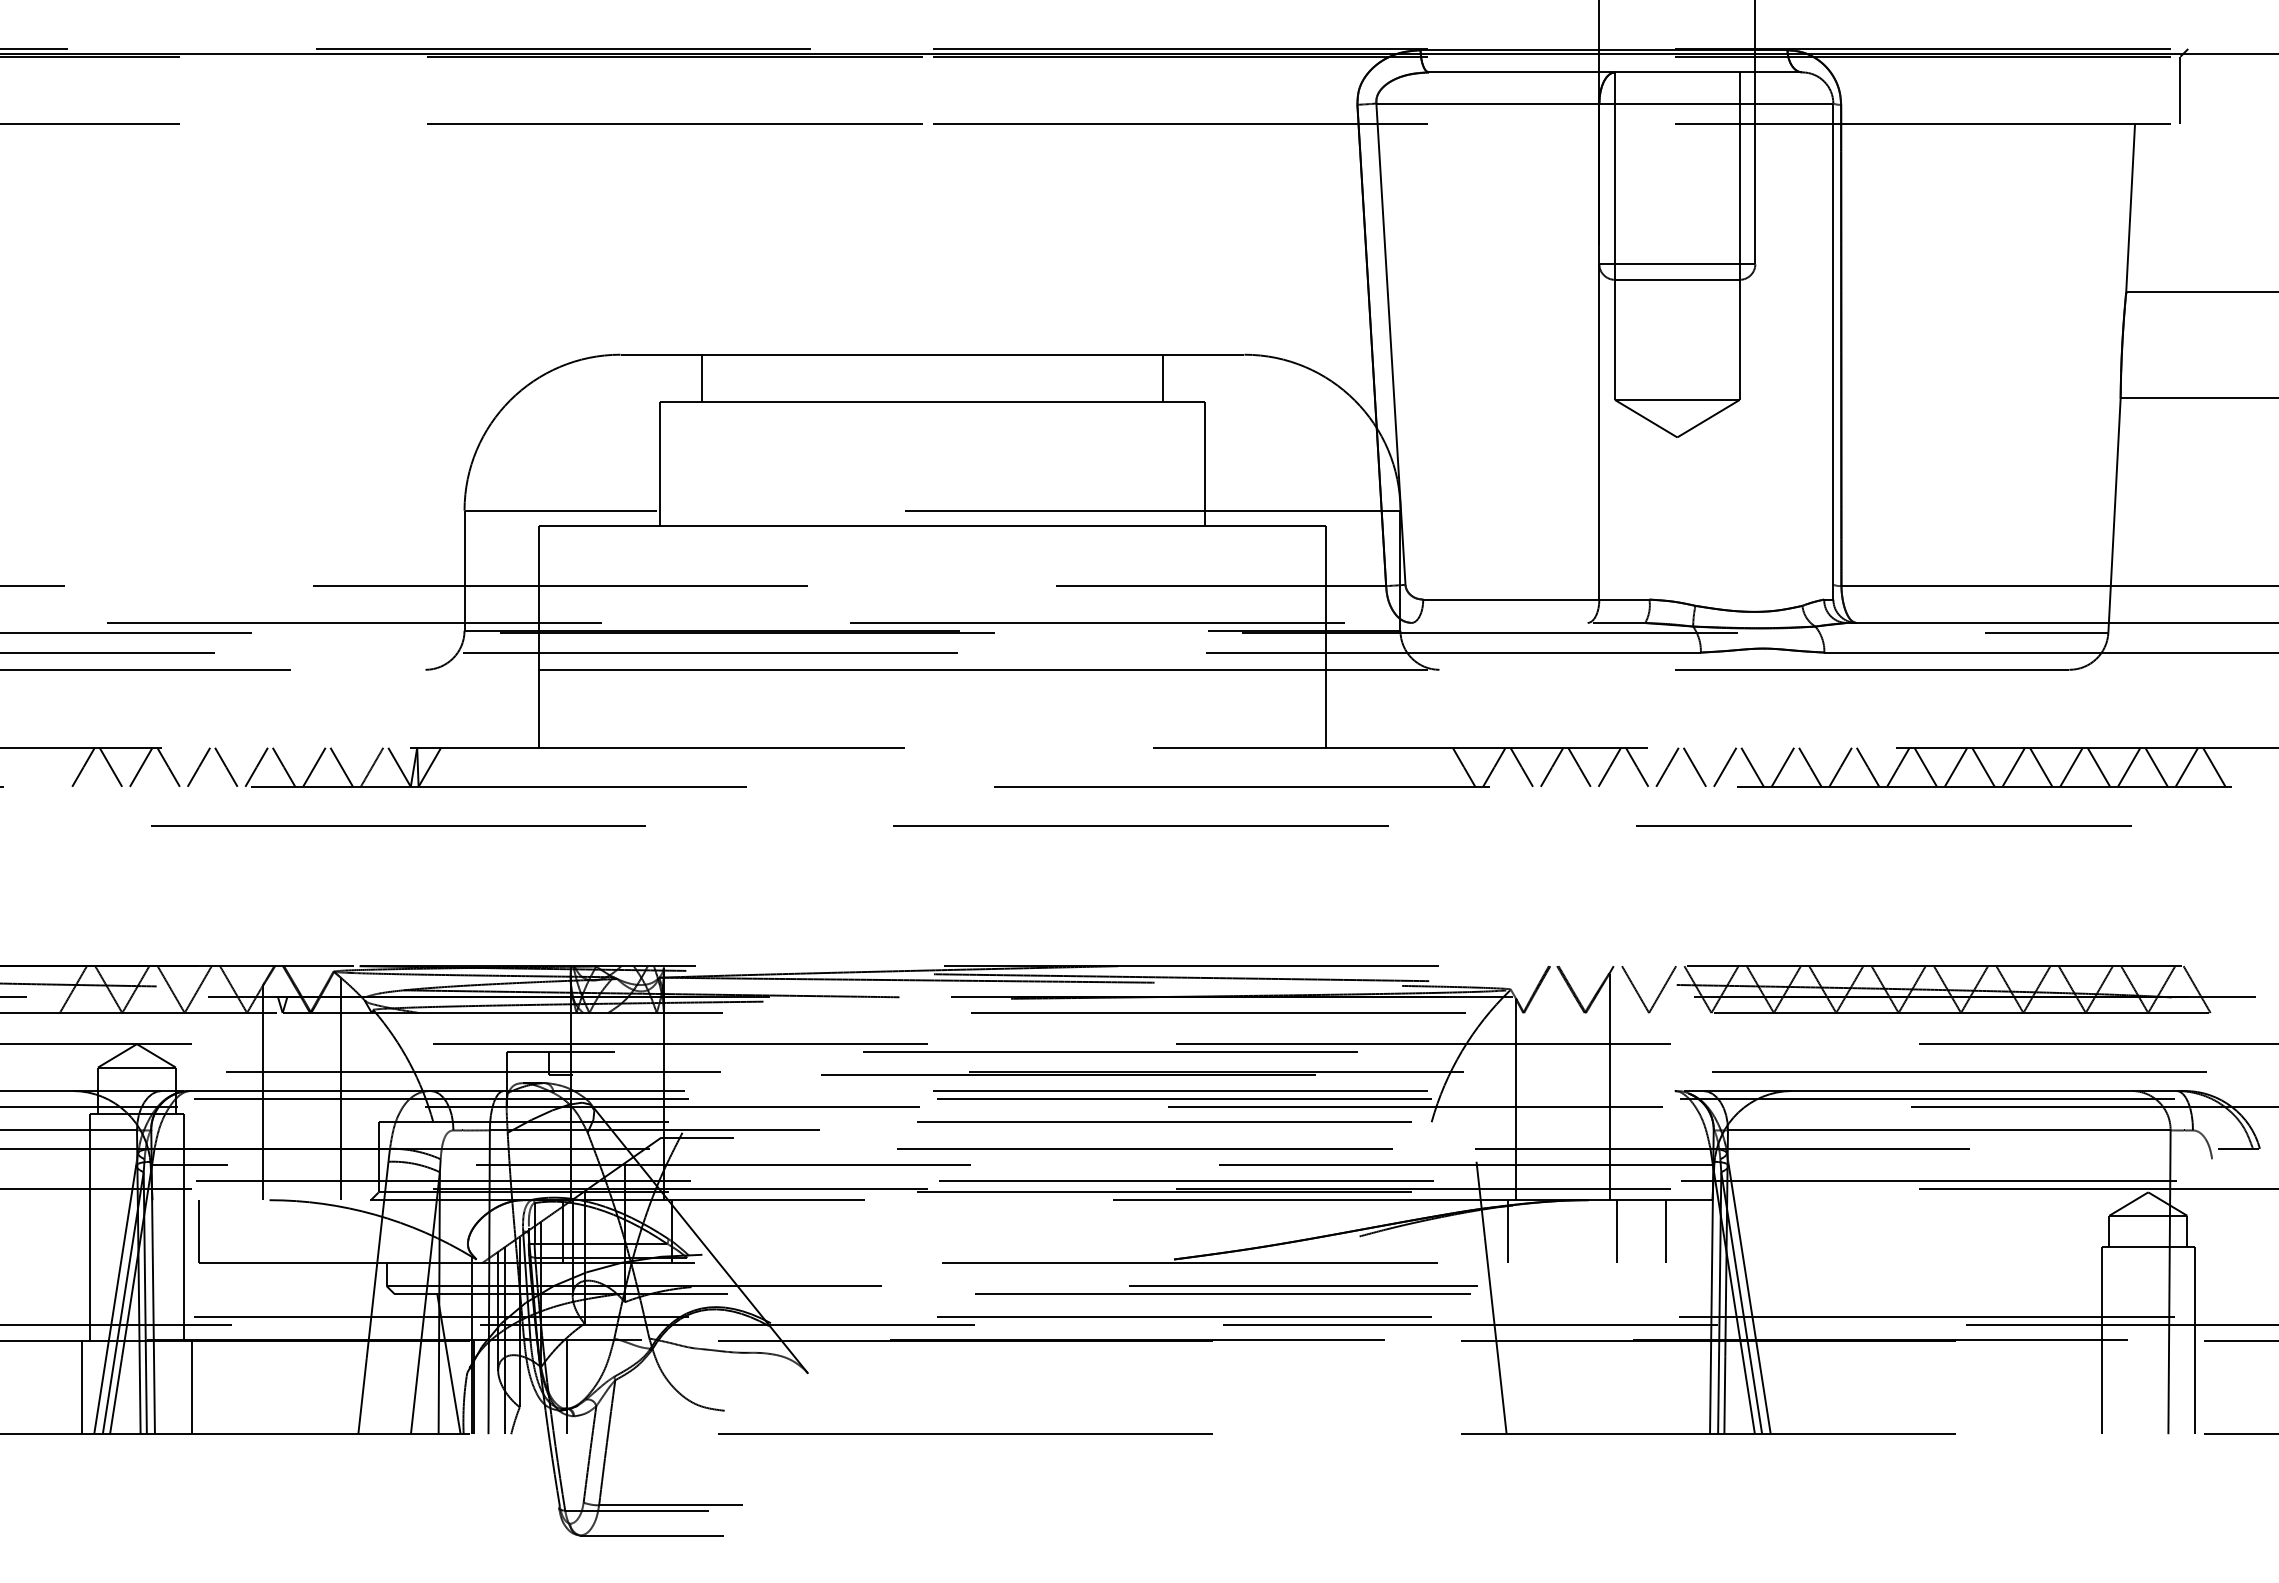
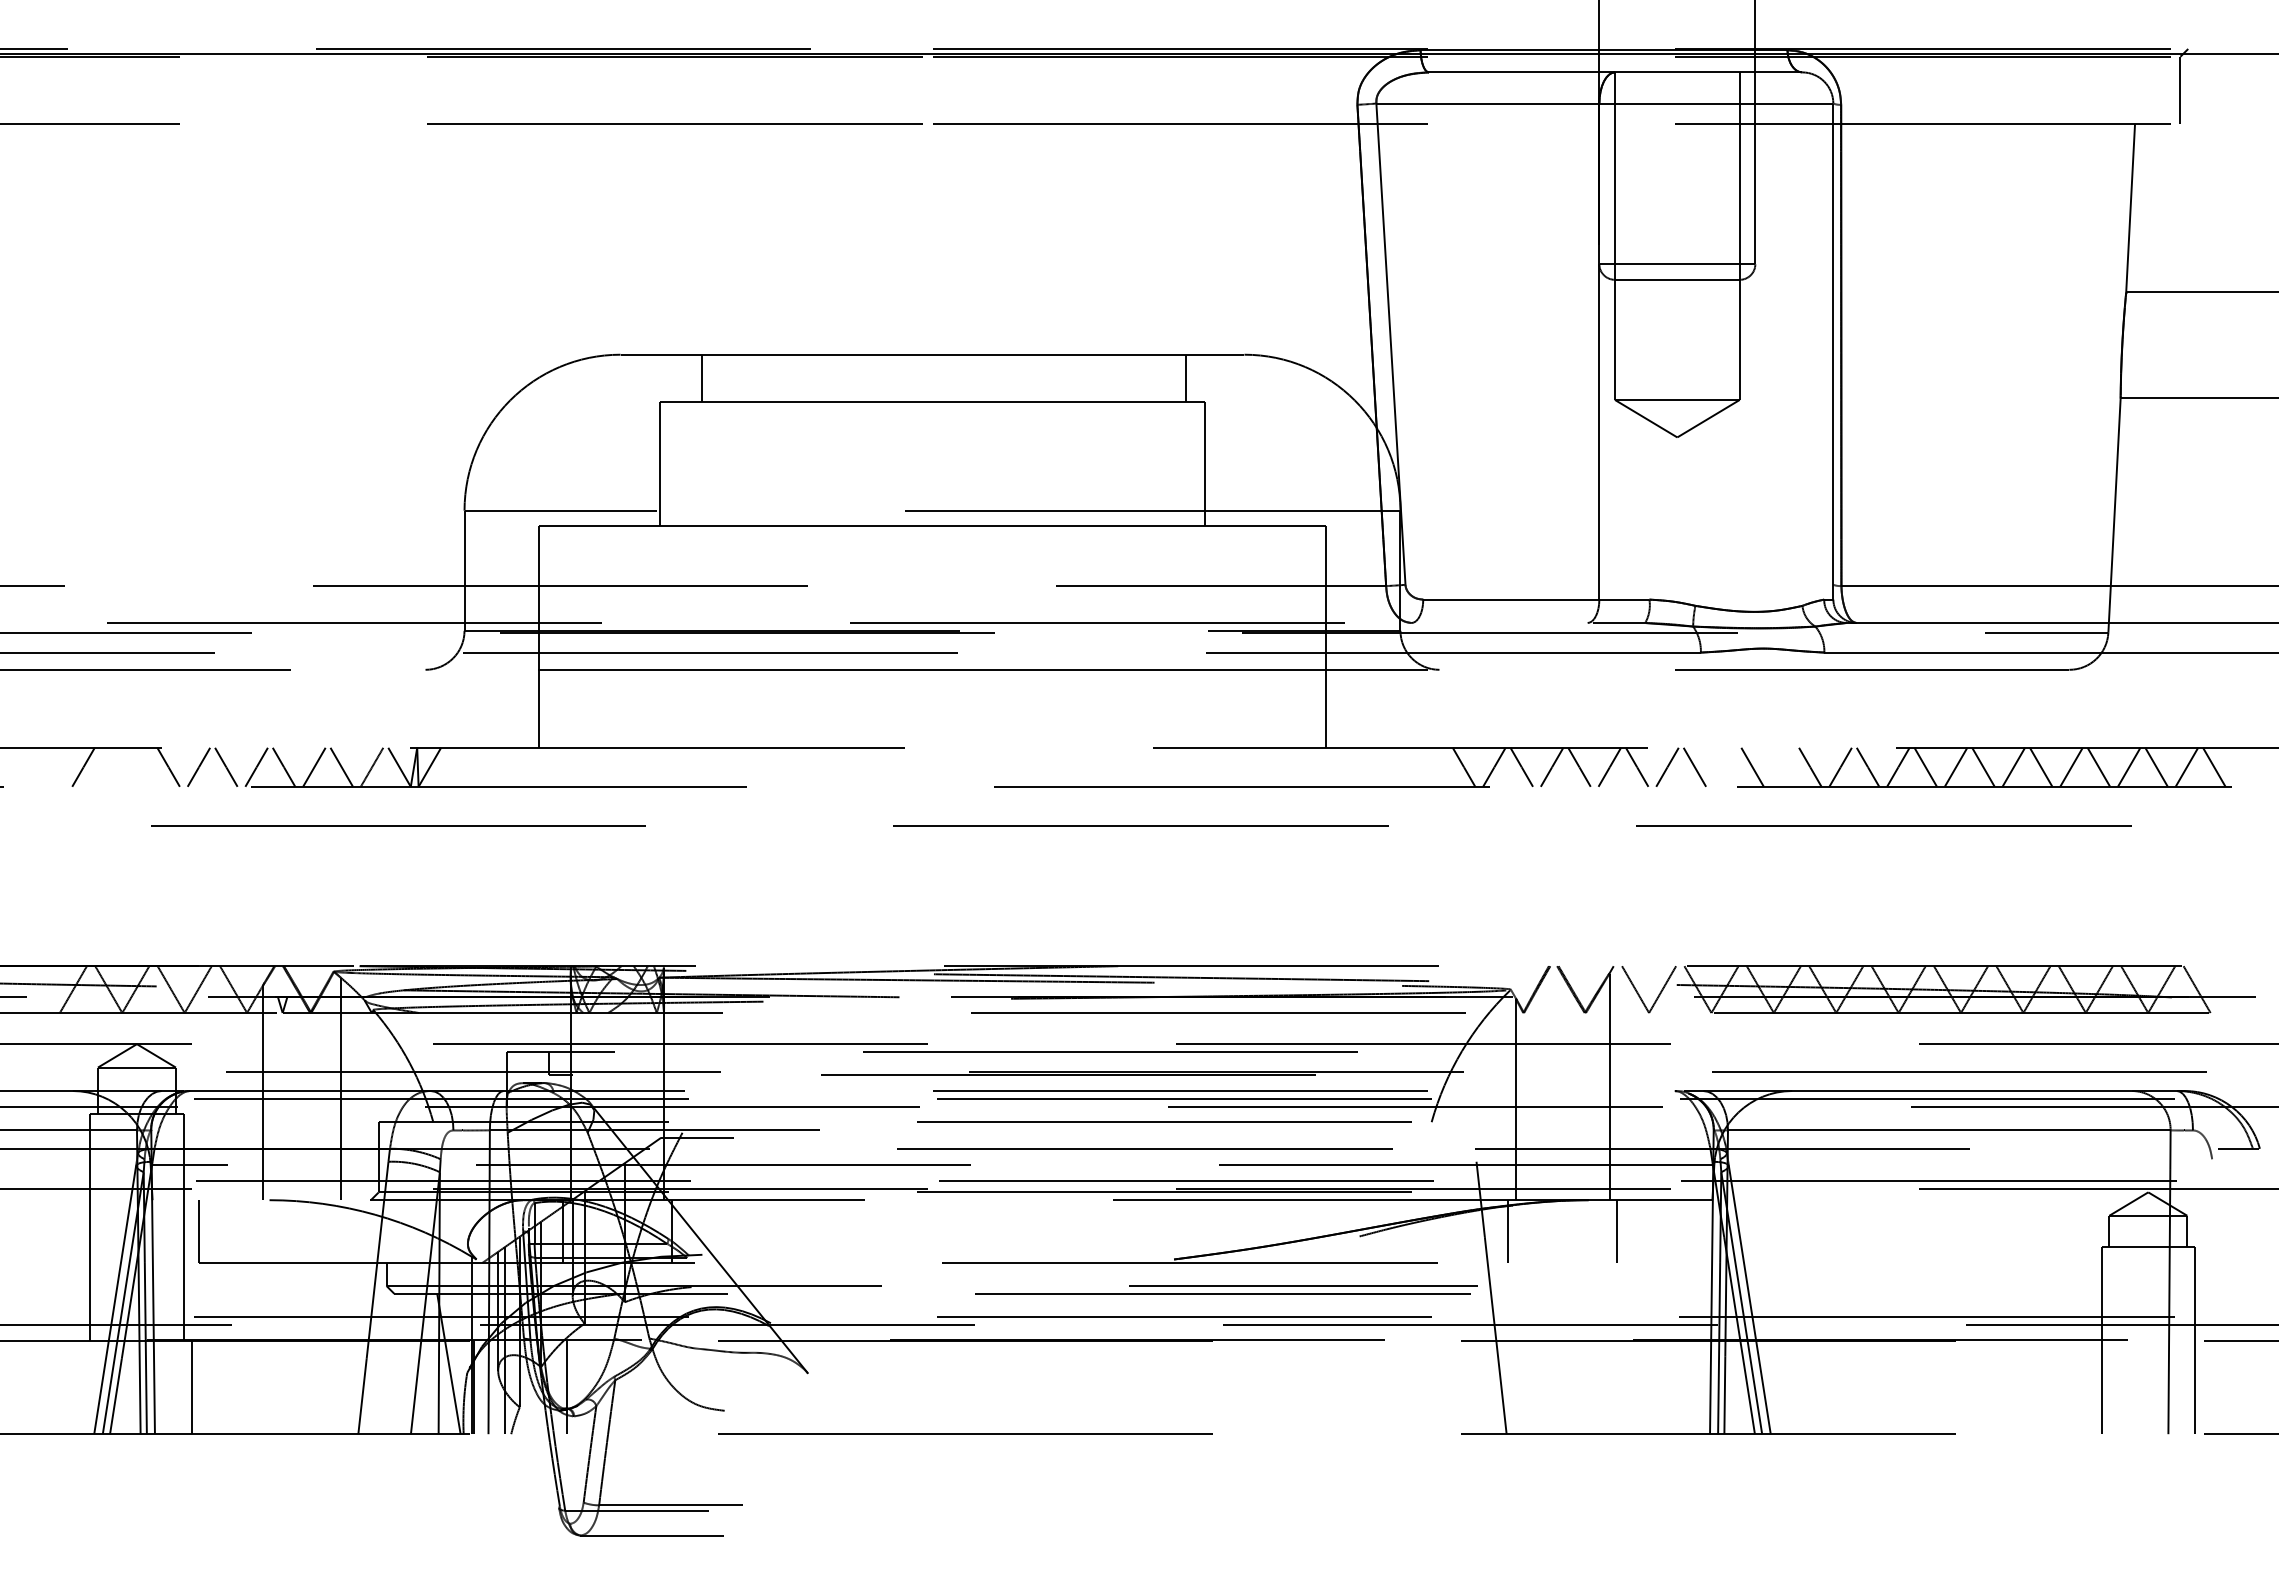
line position: (1162, 377) -> (1185, 377) (1185, 377)
line: present -> none (110, 766)
line: present -> none (140, 766)
line: present -> none (1724, 766)
line: present -> none (1782, 766)
line: present -> none (1665, 1231)
line: present -> none (82, 1387)
